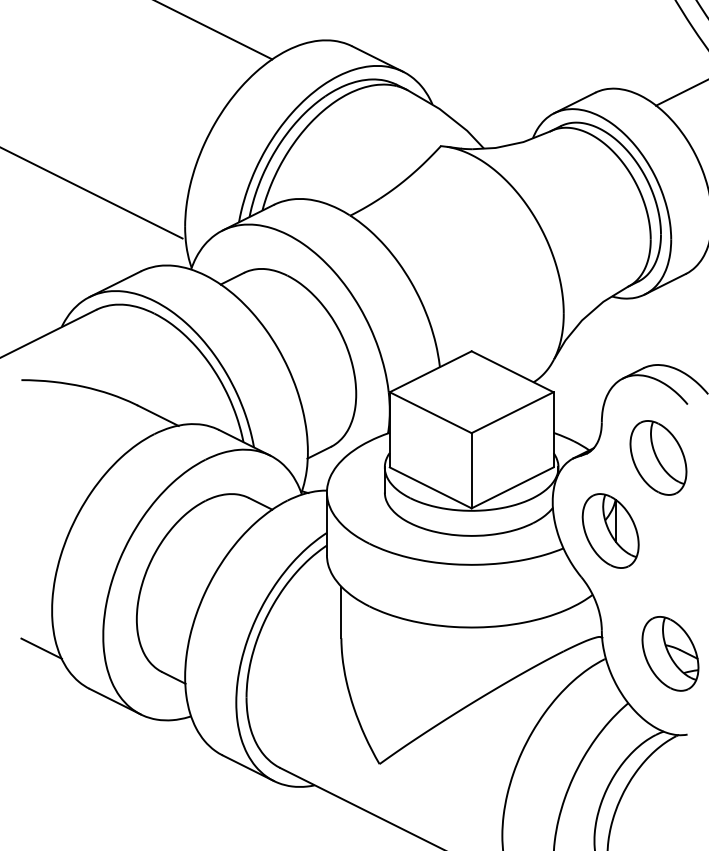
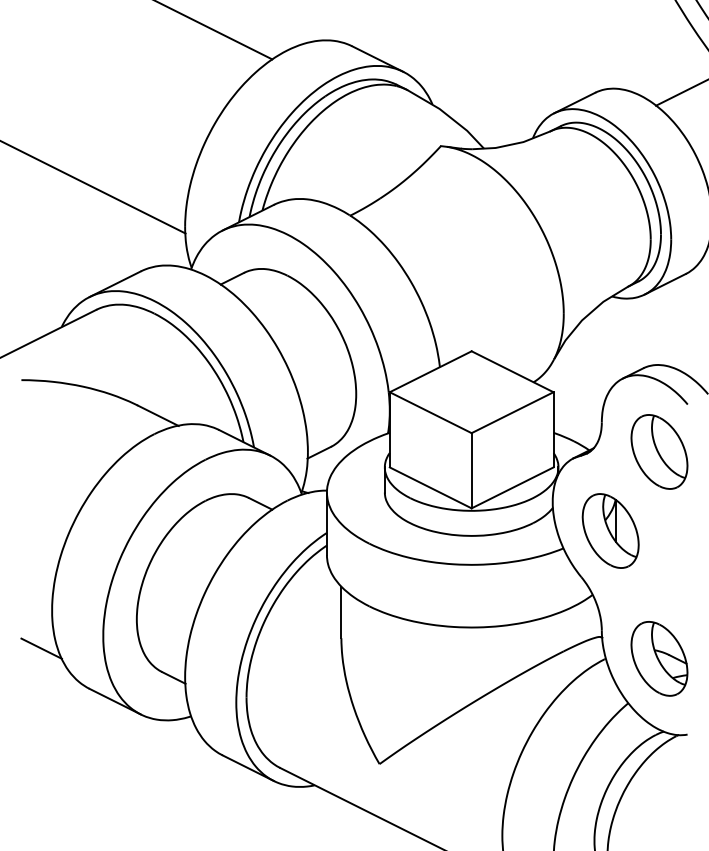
line position: (92, 193) -> (93, 187) (93, 187)
part position: (658, 457) -> (659, 451) (659, 451)
part position: (670, 653) -> (659, 658) (659, 658)
